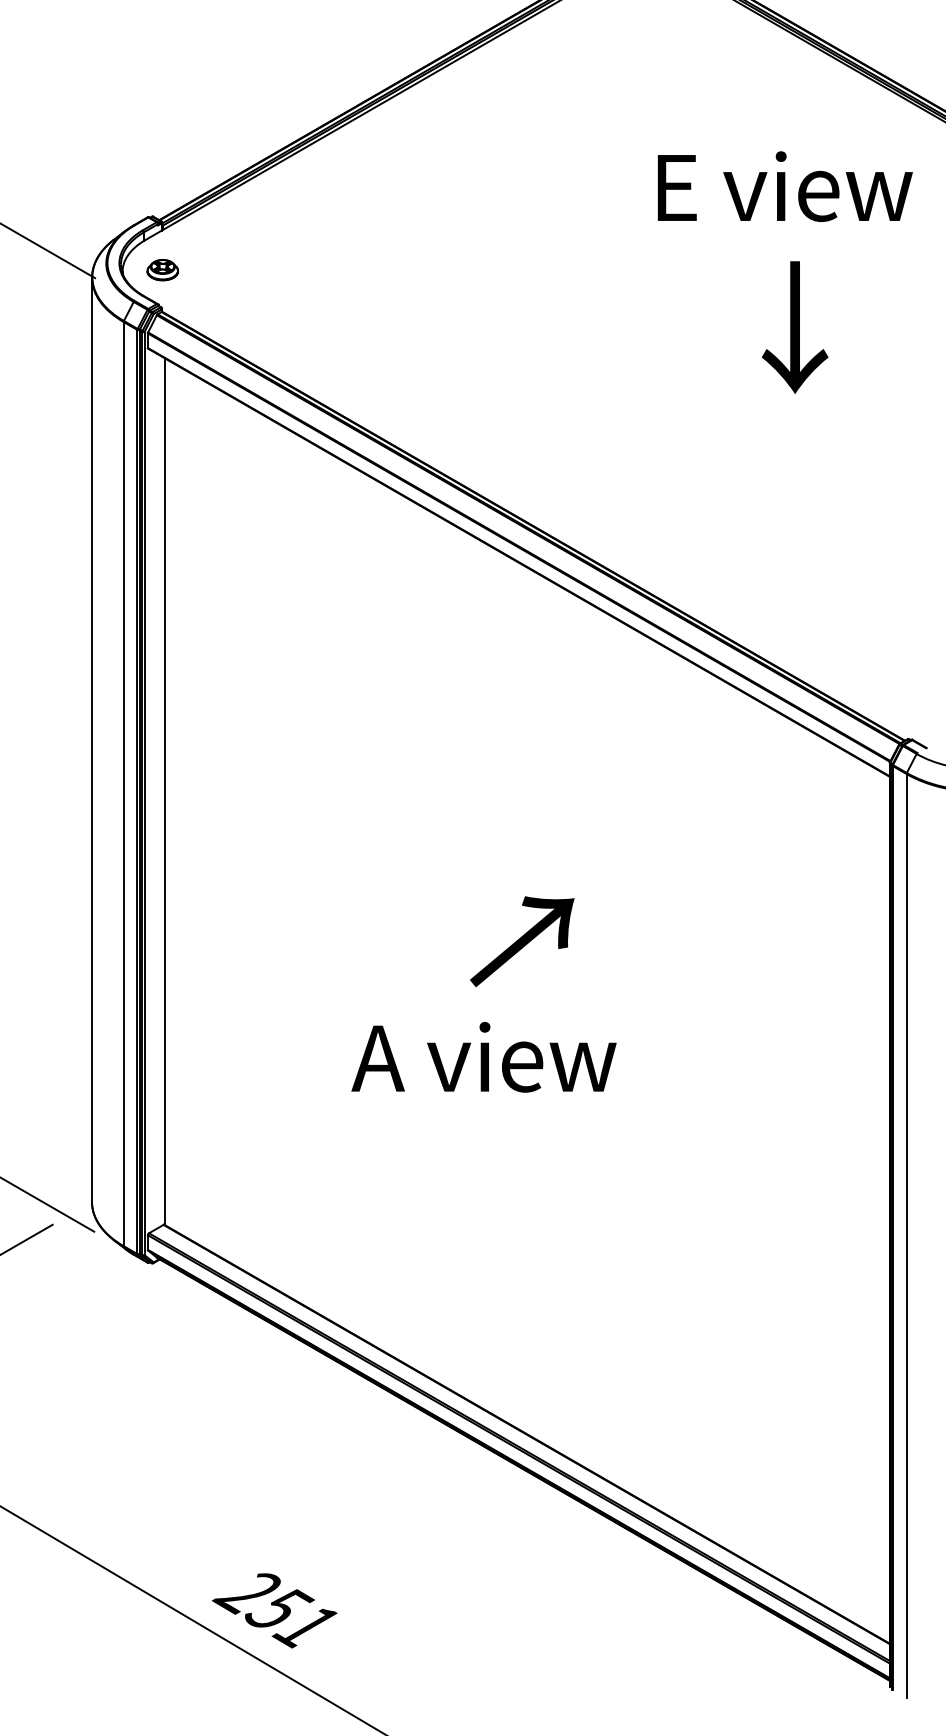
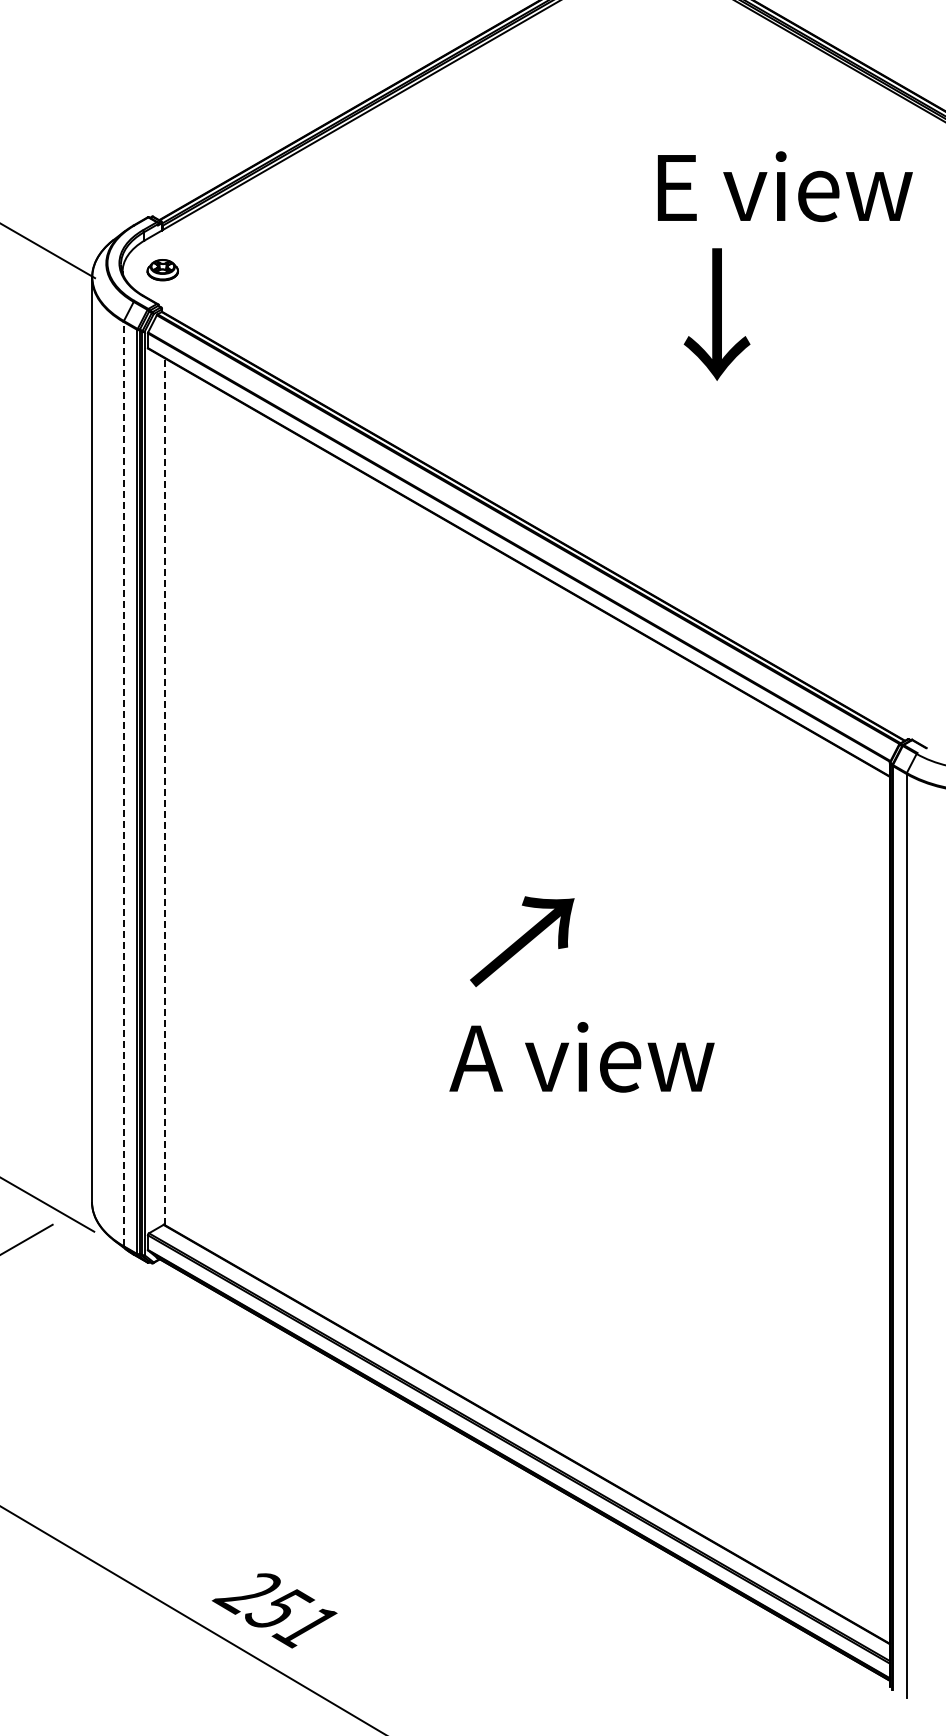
text position: (794, 327) -> (716, 314) (716, 314)
line: solid -> dashed (123, 783)
line: solid -> dashed (164, 791)
text position: (483, 1057) -> (581, 1057) (581, 1057)
